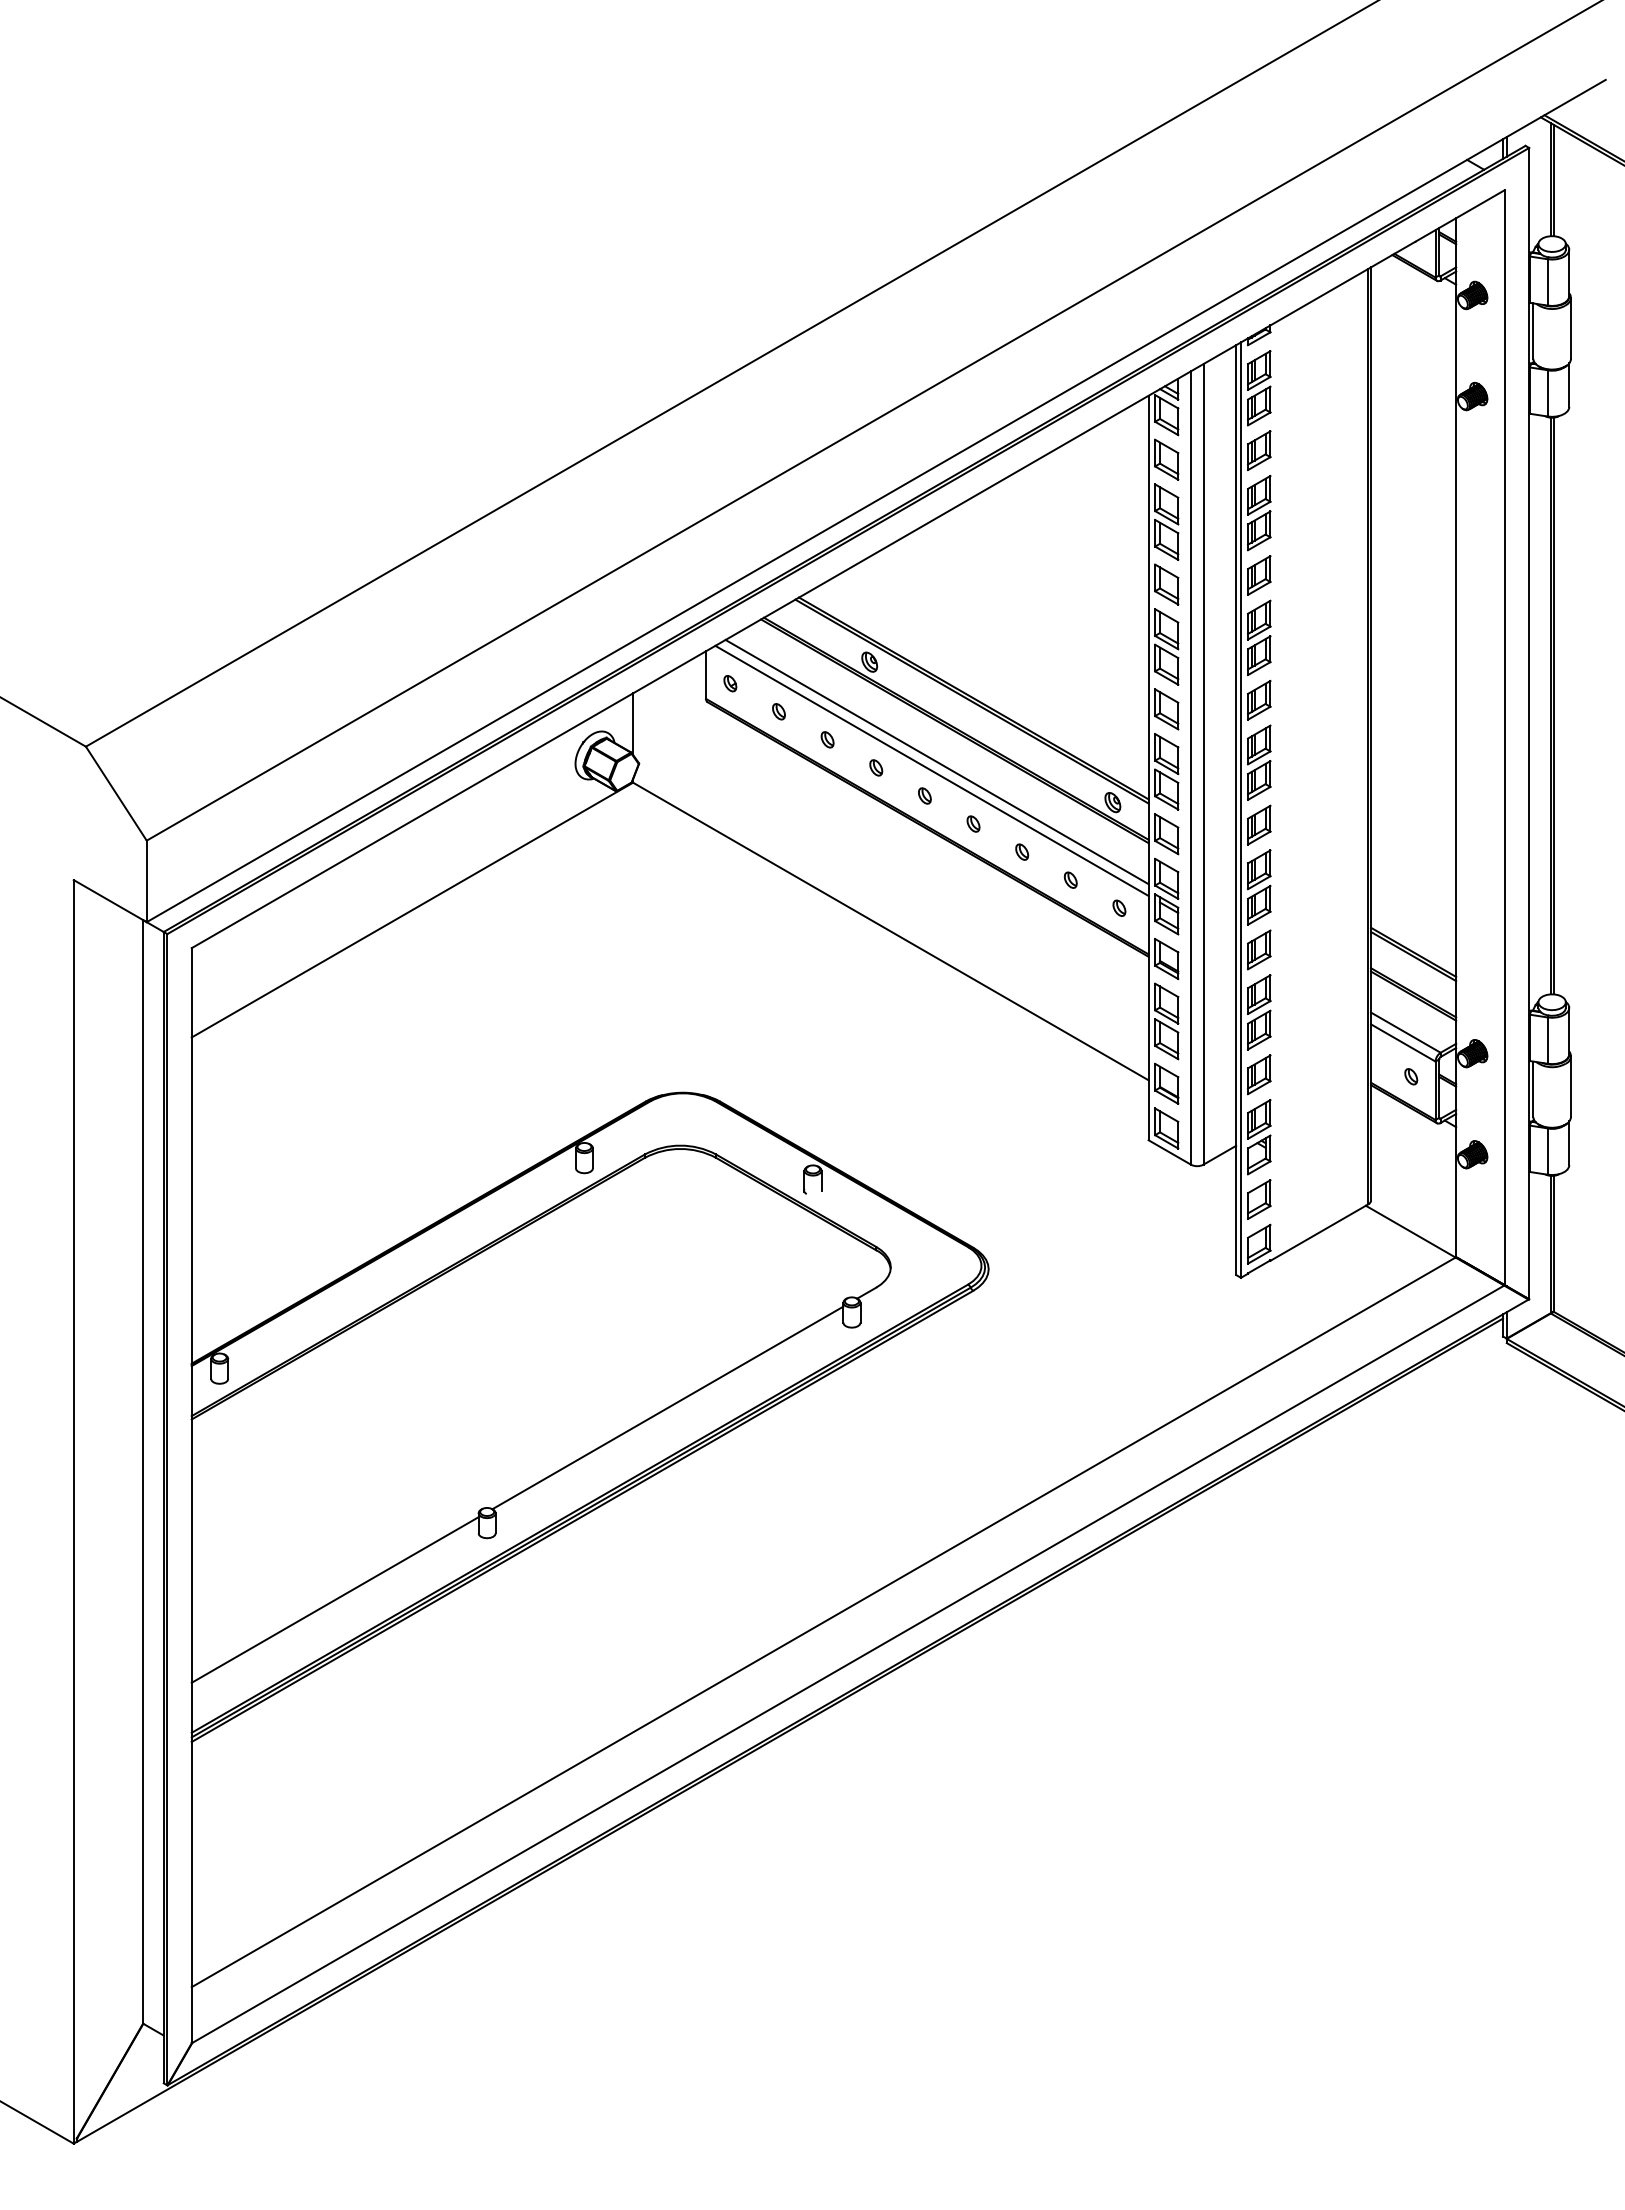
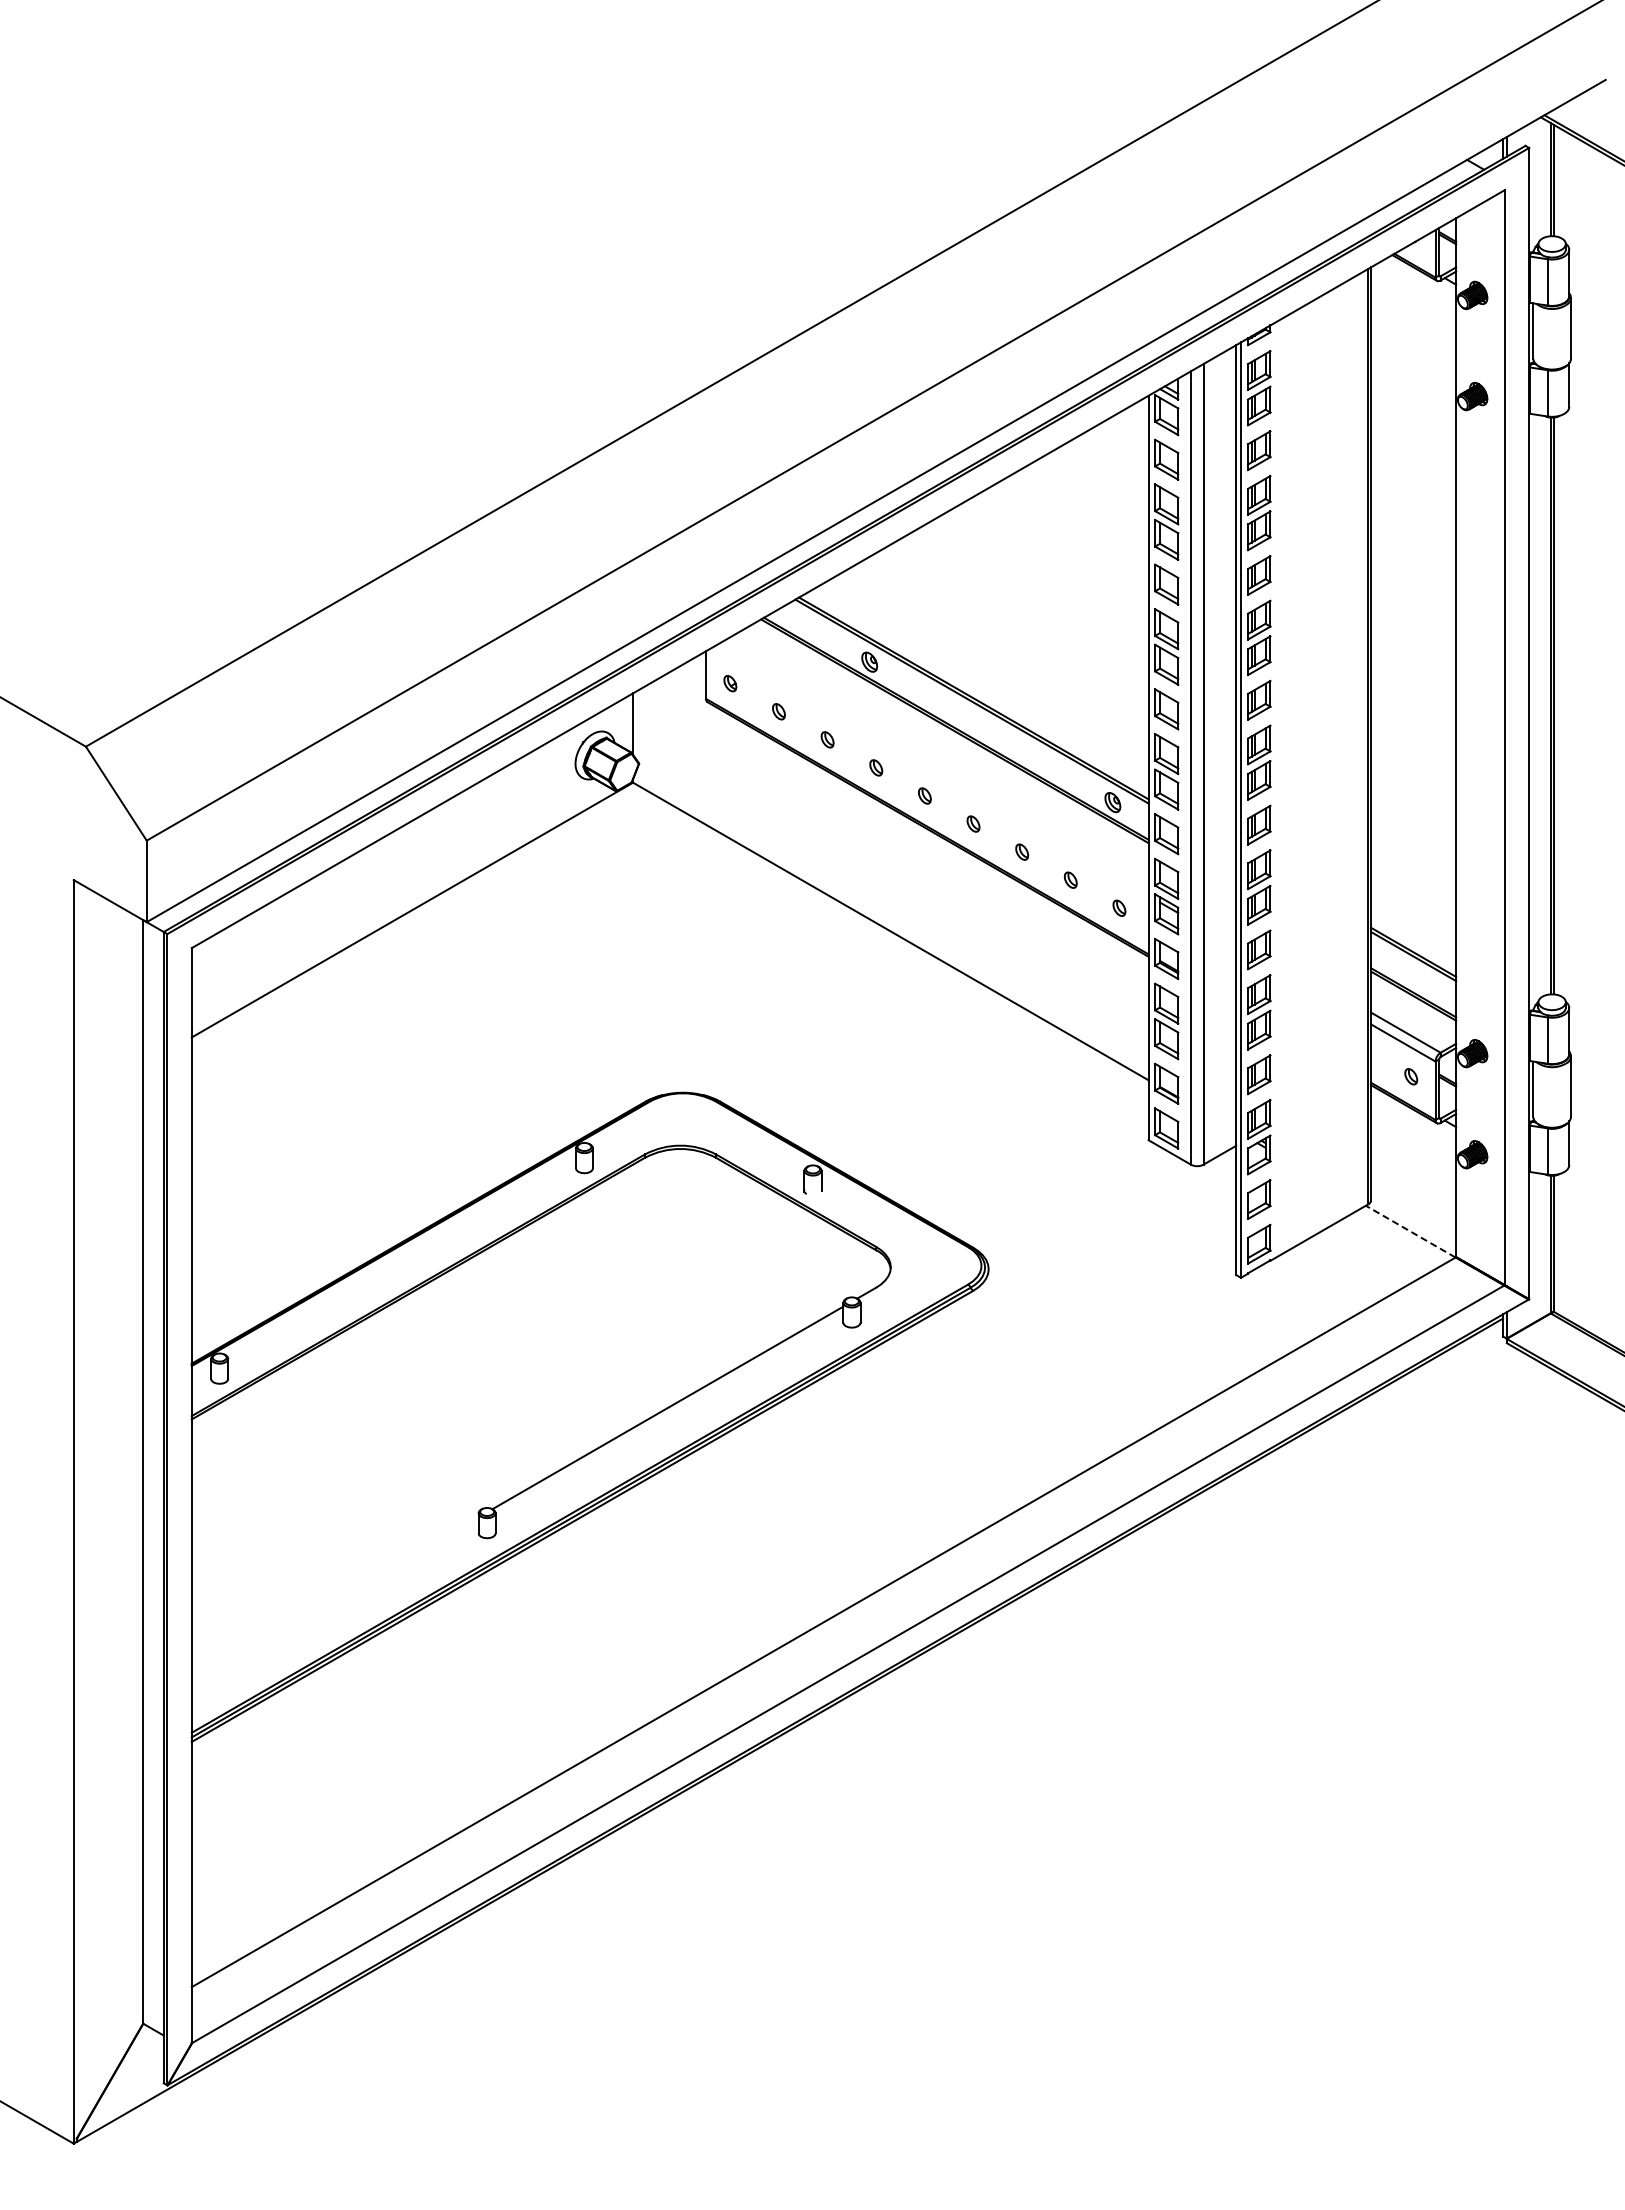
line: present -> none (936, 761)
line: present -> none (931, 770)
line: solid -> dashed (1410, 1231)
line: present -> none (334, 1599)
